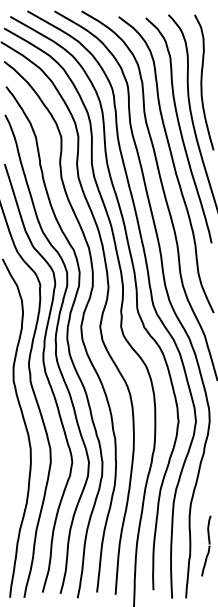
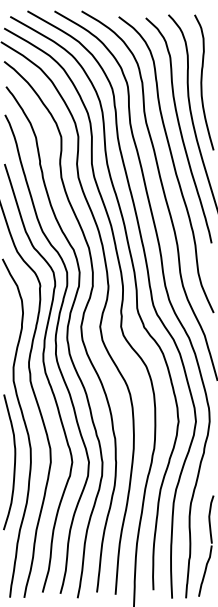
curve: none -> present (14, 462)
part size: 11x62 px -> 17x102 px (206, 545)
